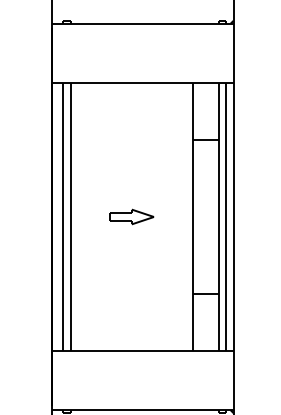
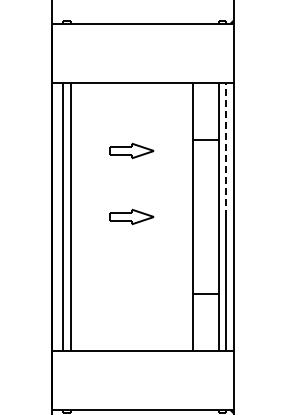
line: solid -> dashed (226, 149)
part: none -> present (131, 150)
